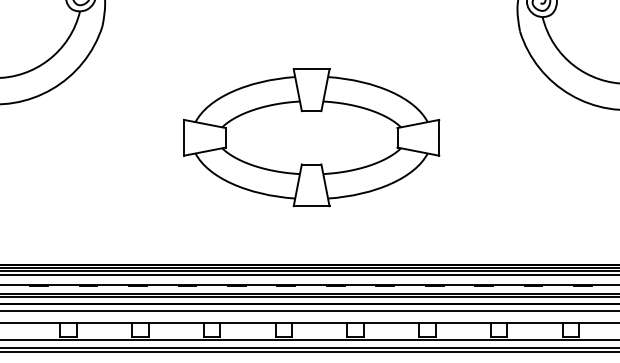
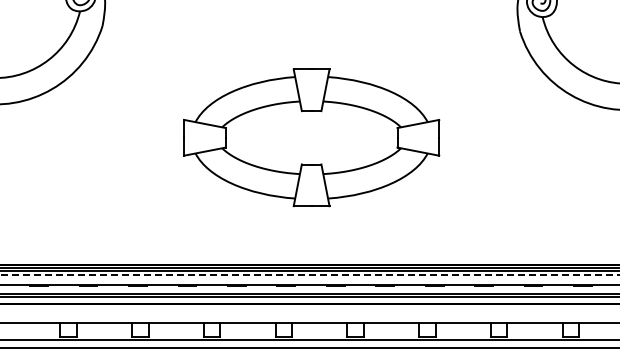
line: solid -> dashed (310, 275)
line: present -> none (309, 310)
line: present -> none (309, 352)
